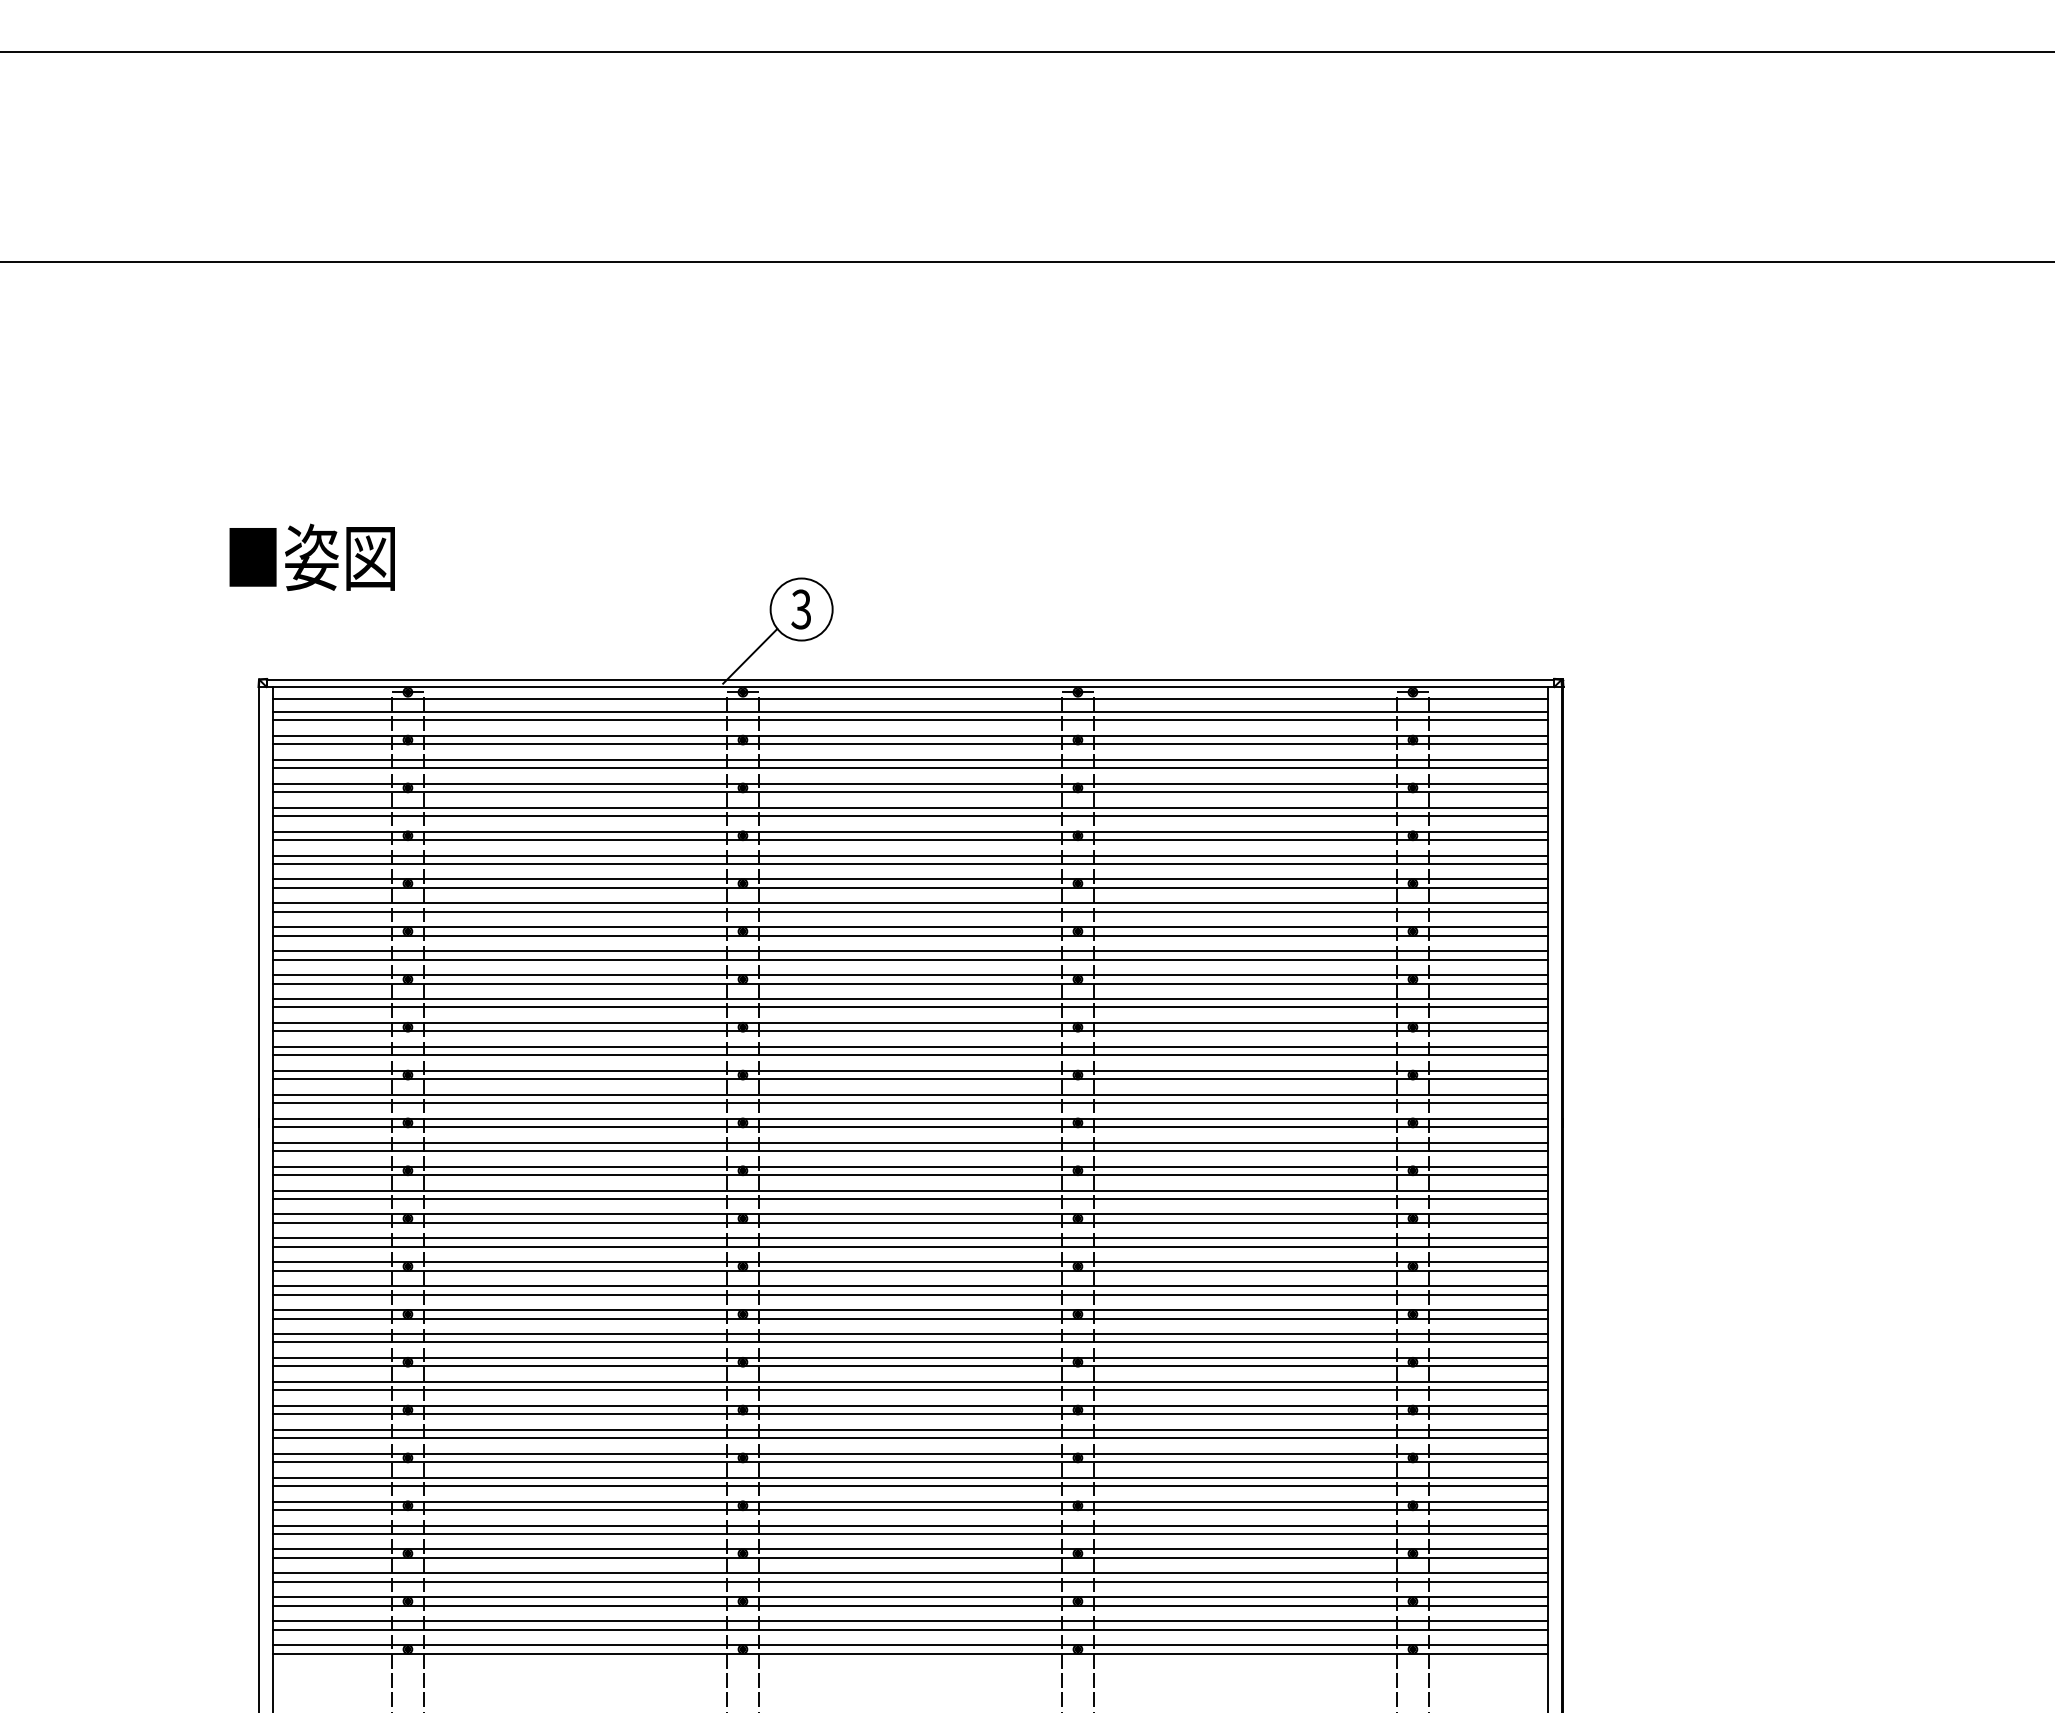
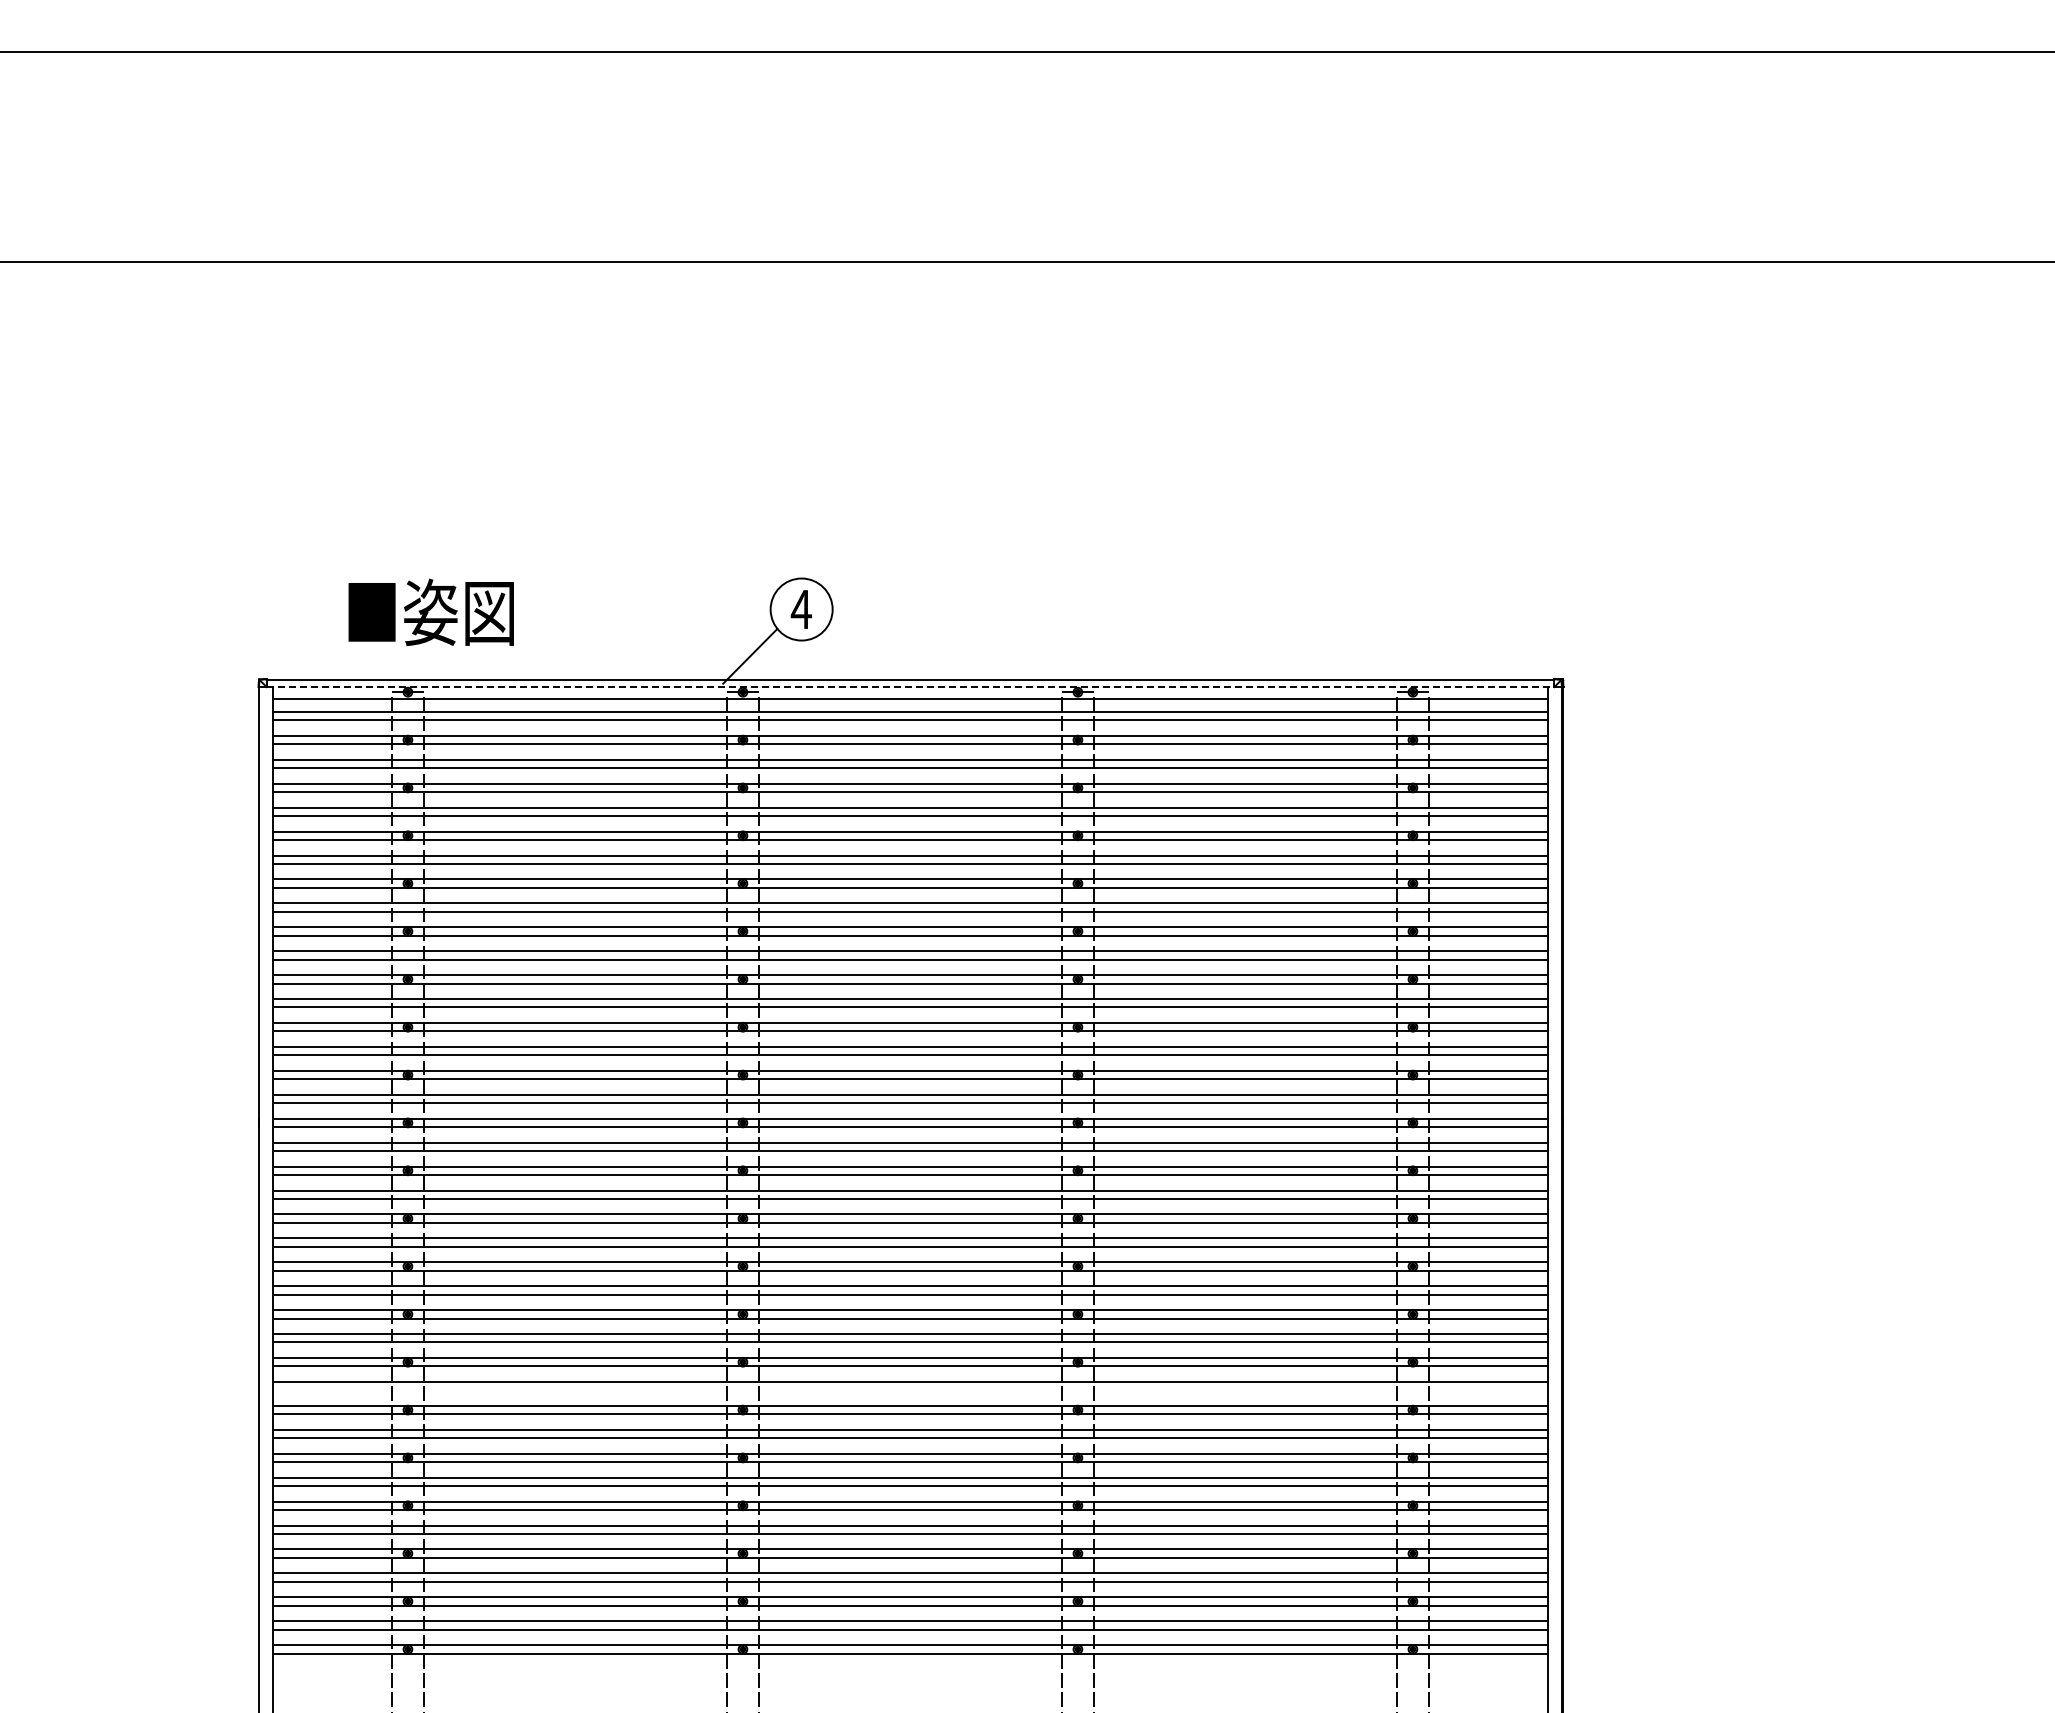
text position: (311, 556) -> (430, 611) (430, 611)
text: 3 -> 4 (800, 609)
line: solid -> dashed (910, 686)
line: present -> none (910, 1390)
